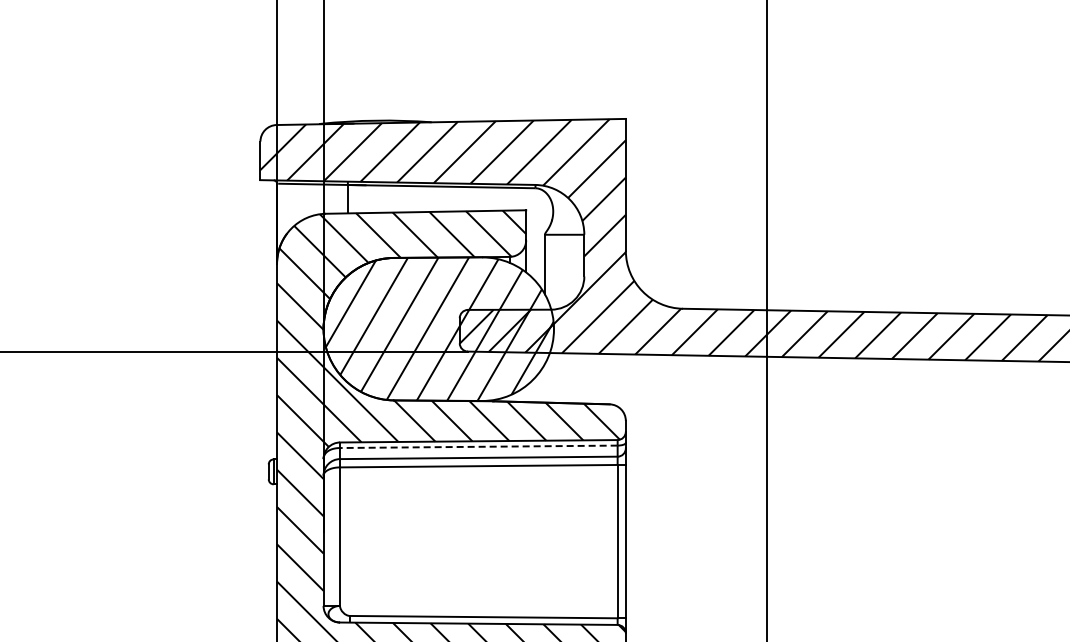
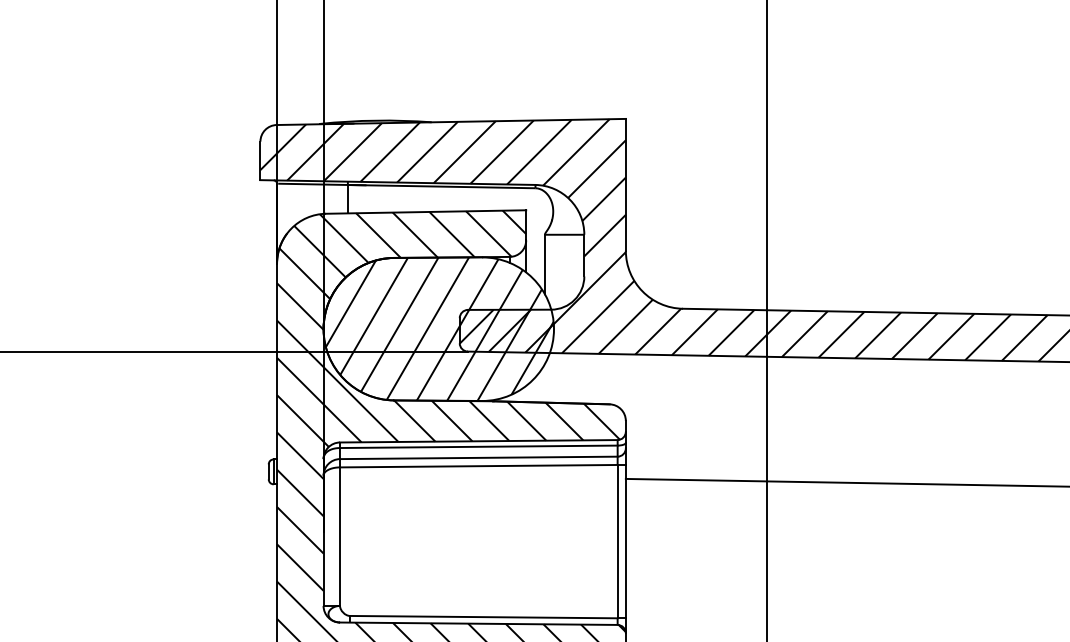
line: dashed -> solid (478, 446)
line: none -> present (845, 482)
